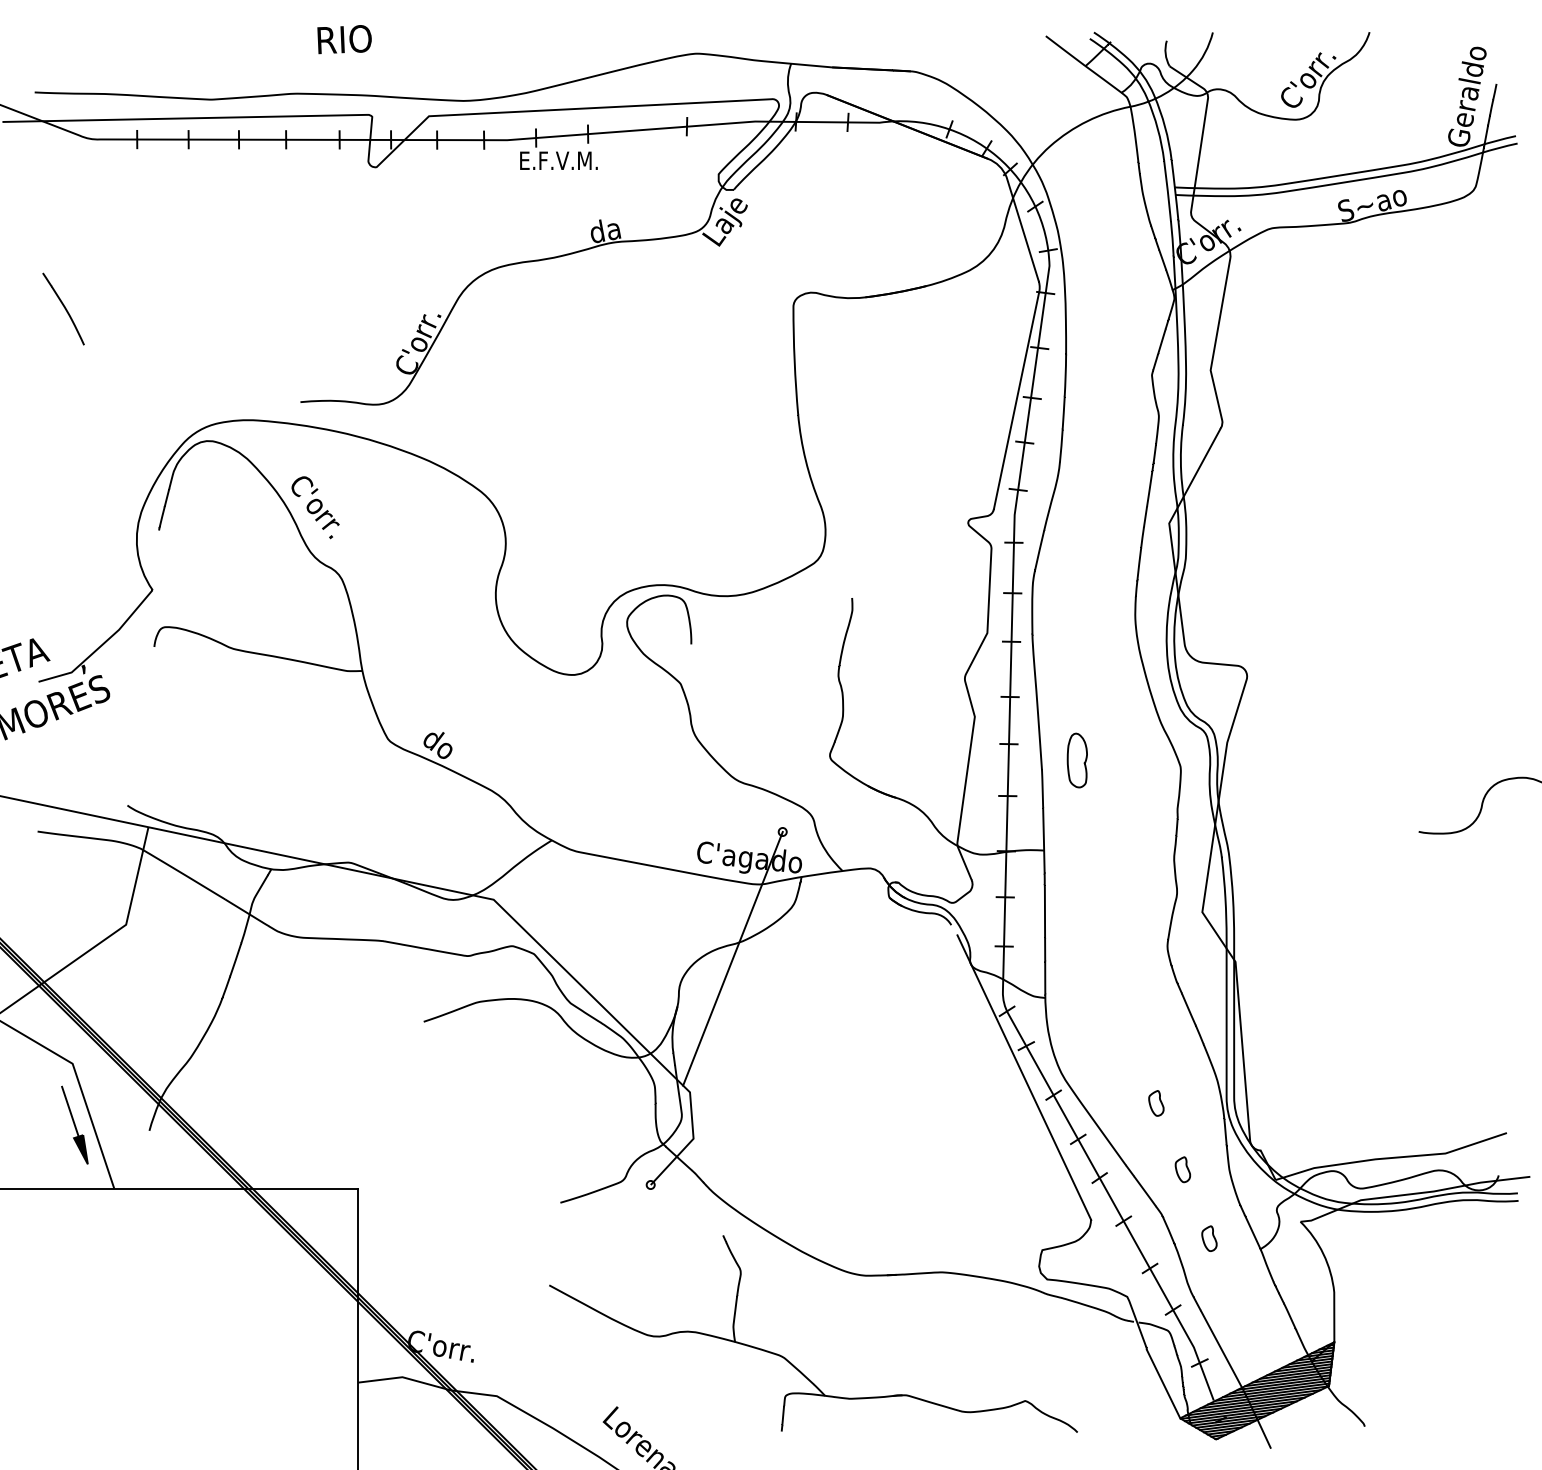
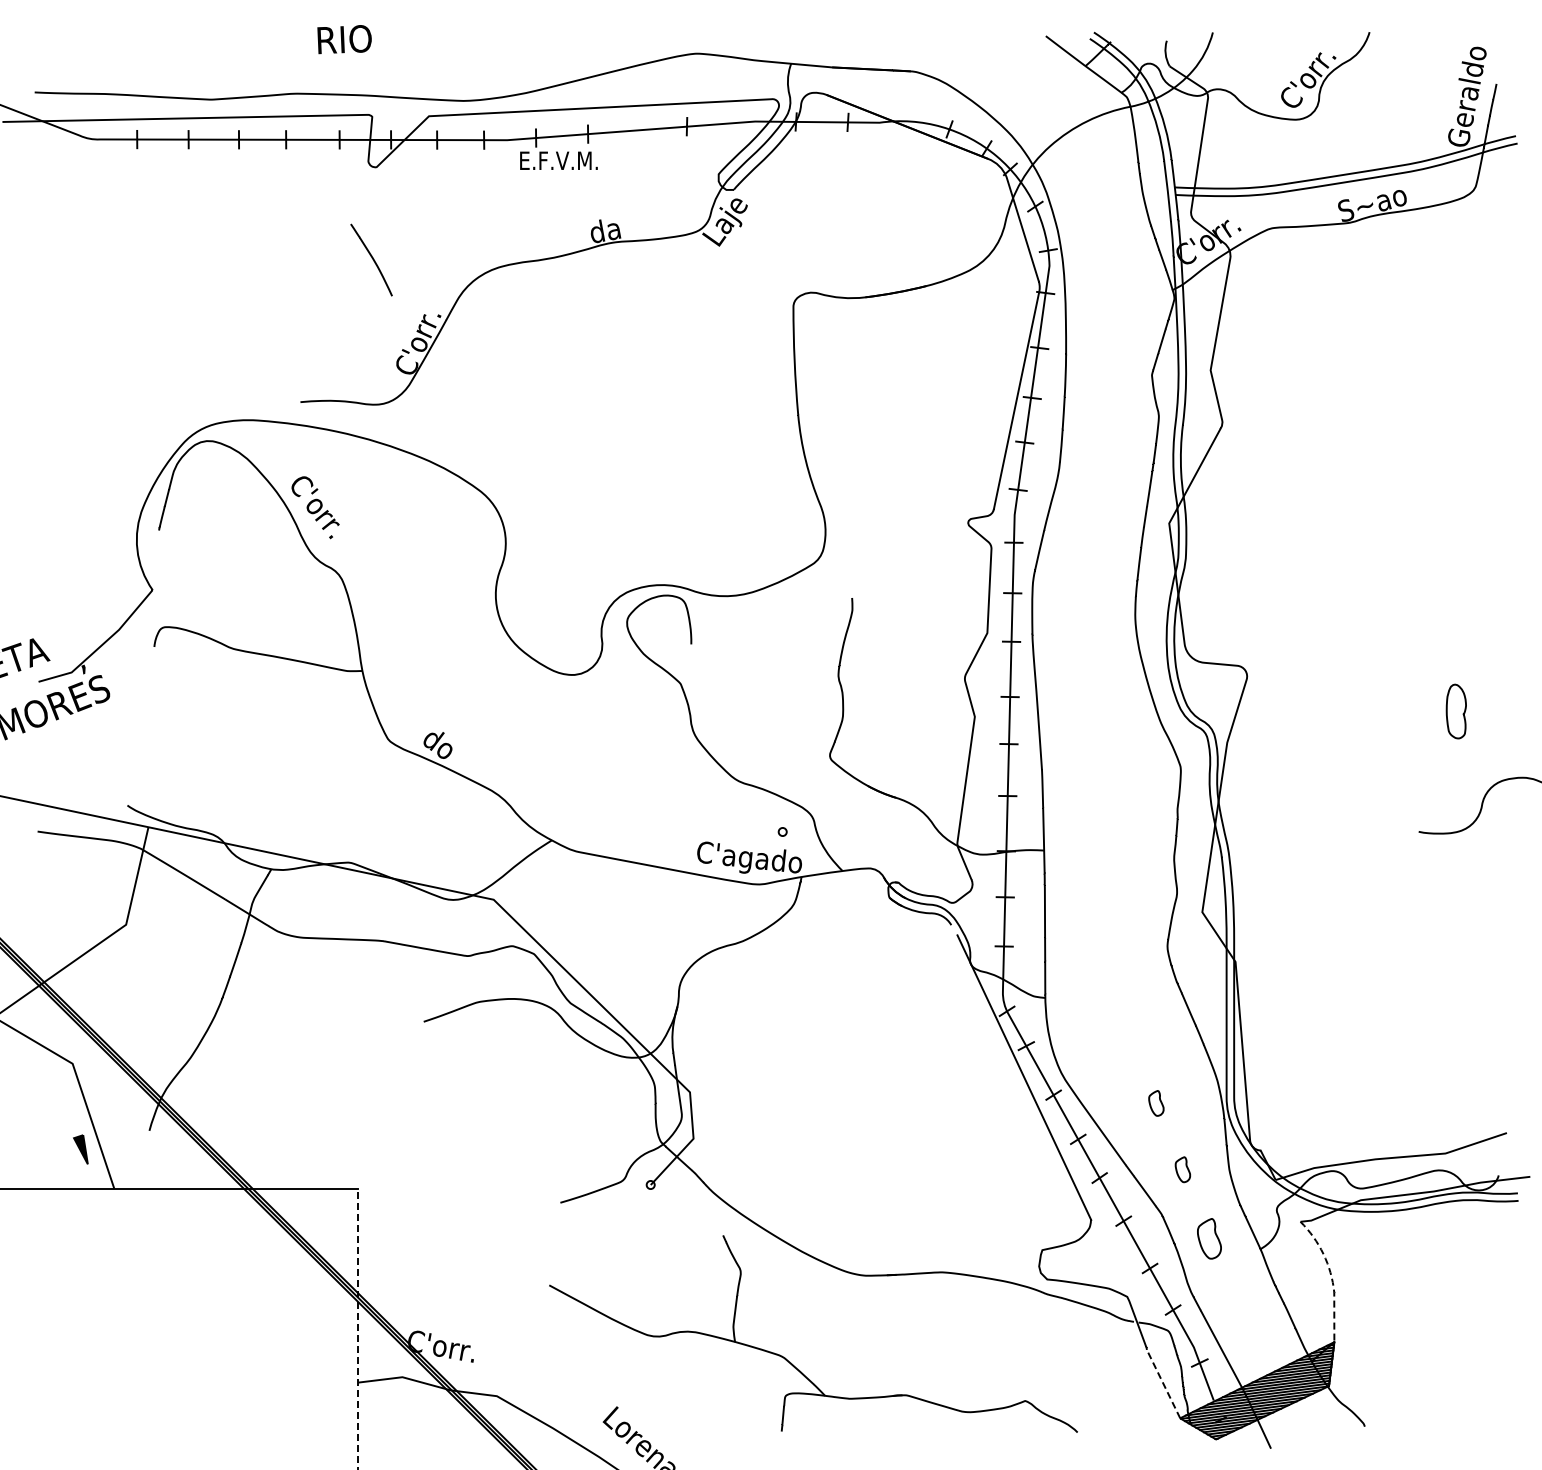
curve position: (63, 307) -> (371, 258) (371, 258)
part position: (1076, 760) -> (1455, 711) (1455, 711)
line: present -> none (732, 958)
line: present -> none (70, 1111)
part size: 17x27 px -> 25x42 px (1209, 1238)
line: solid -> dashed (1331, 1276)
line: solid -> dashed (358, 1328)
line: solid -> dashed (1163, 1383)
